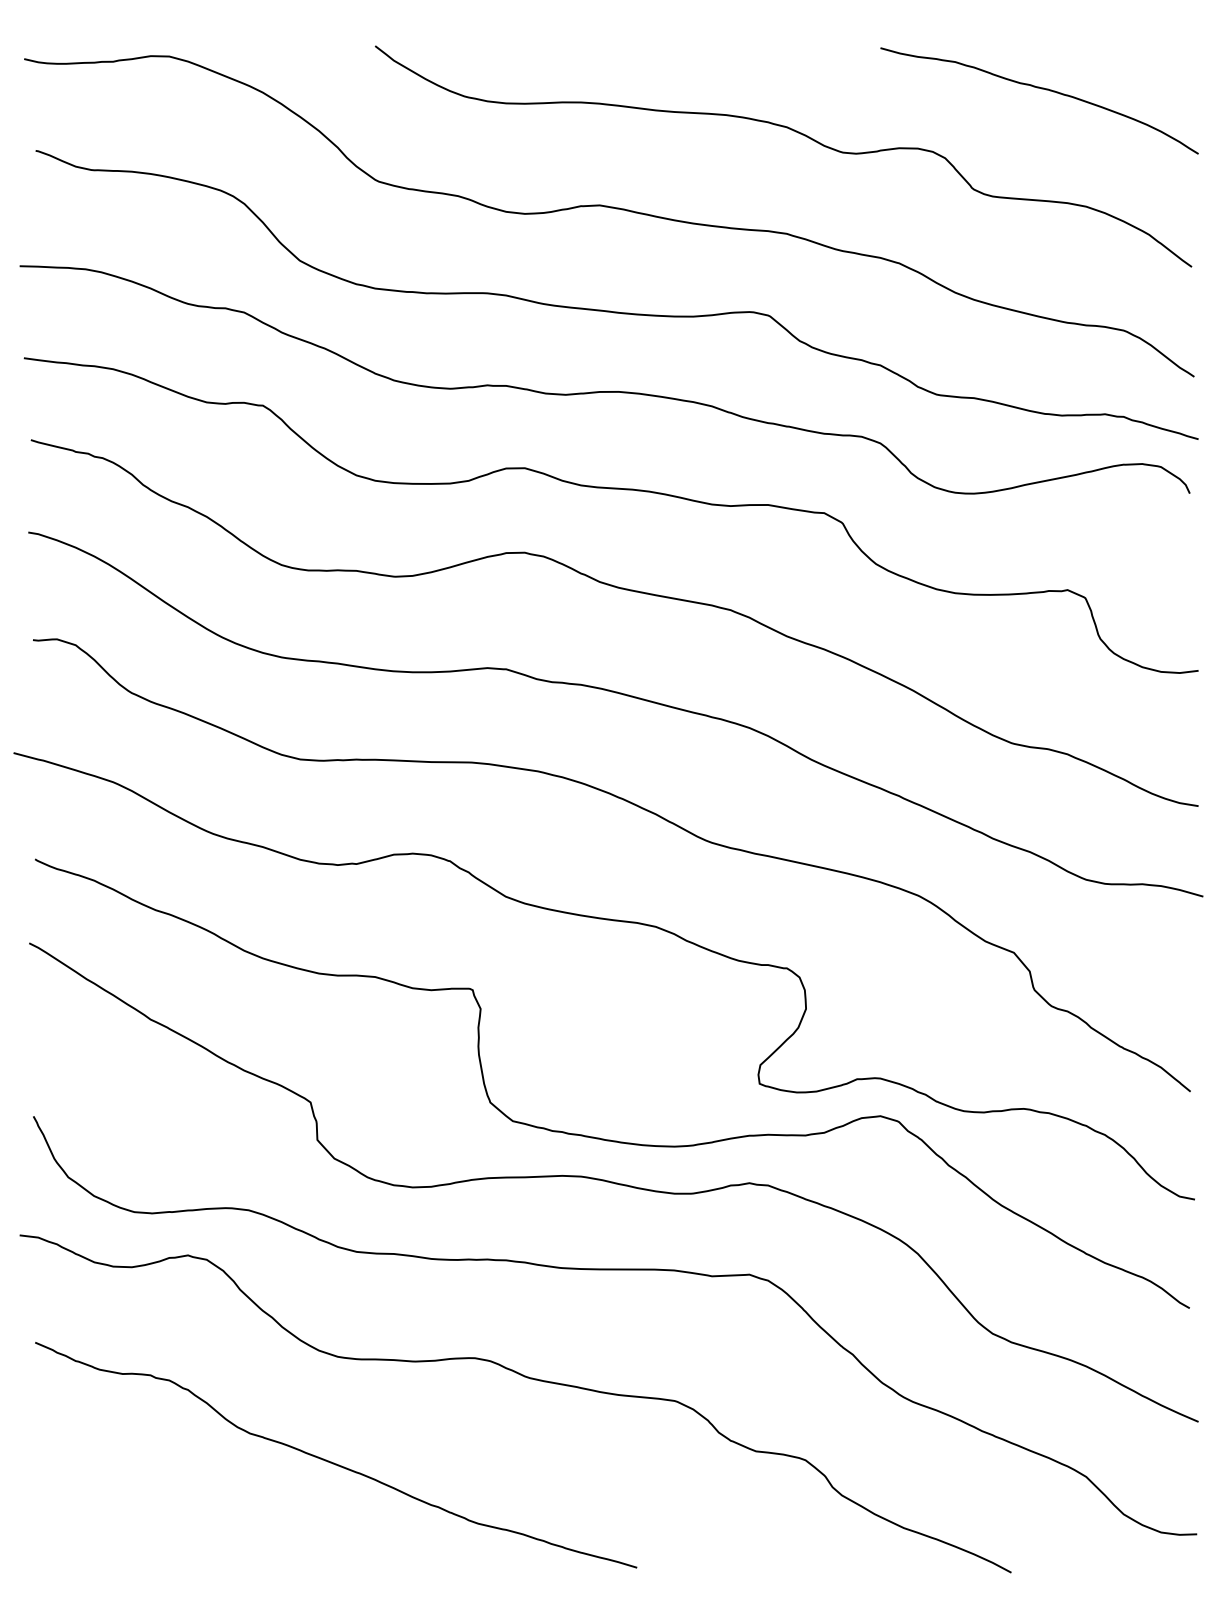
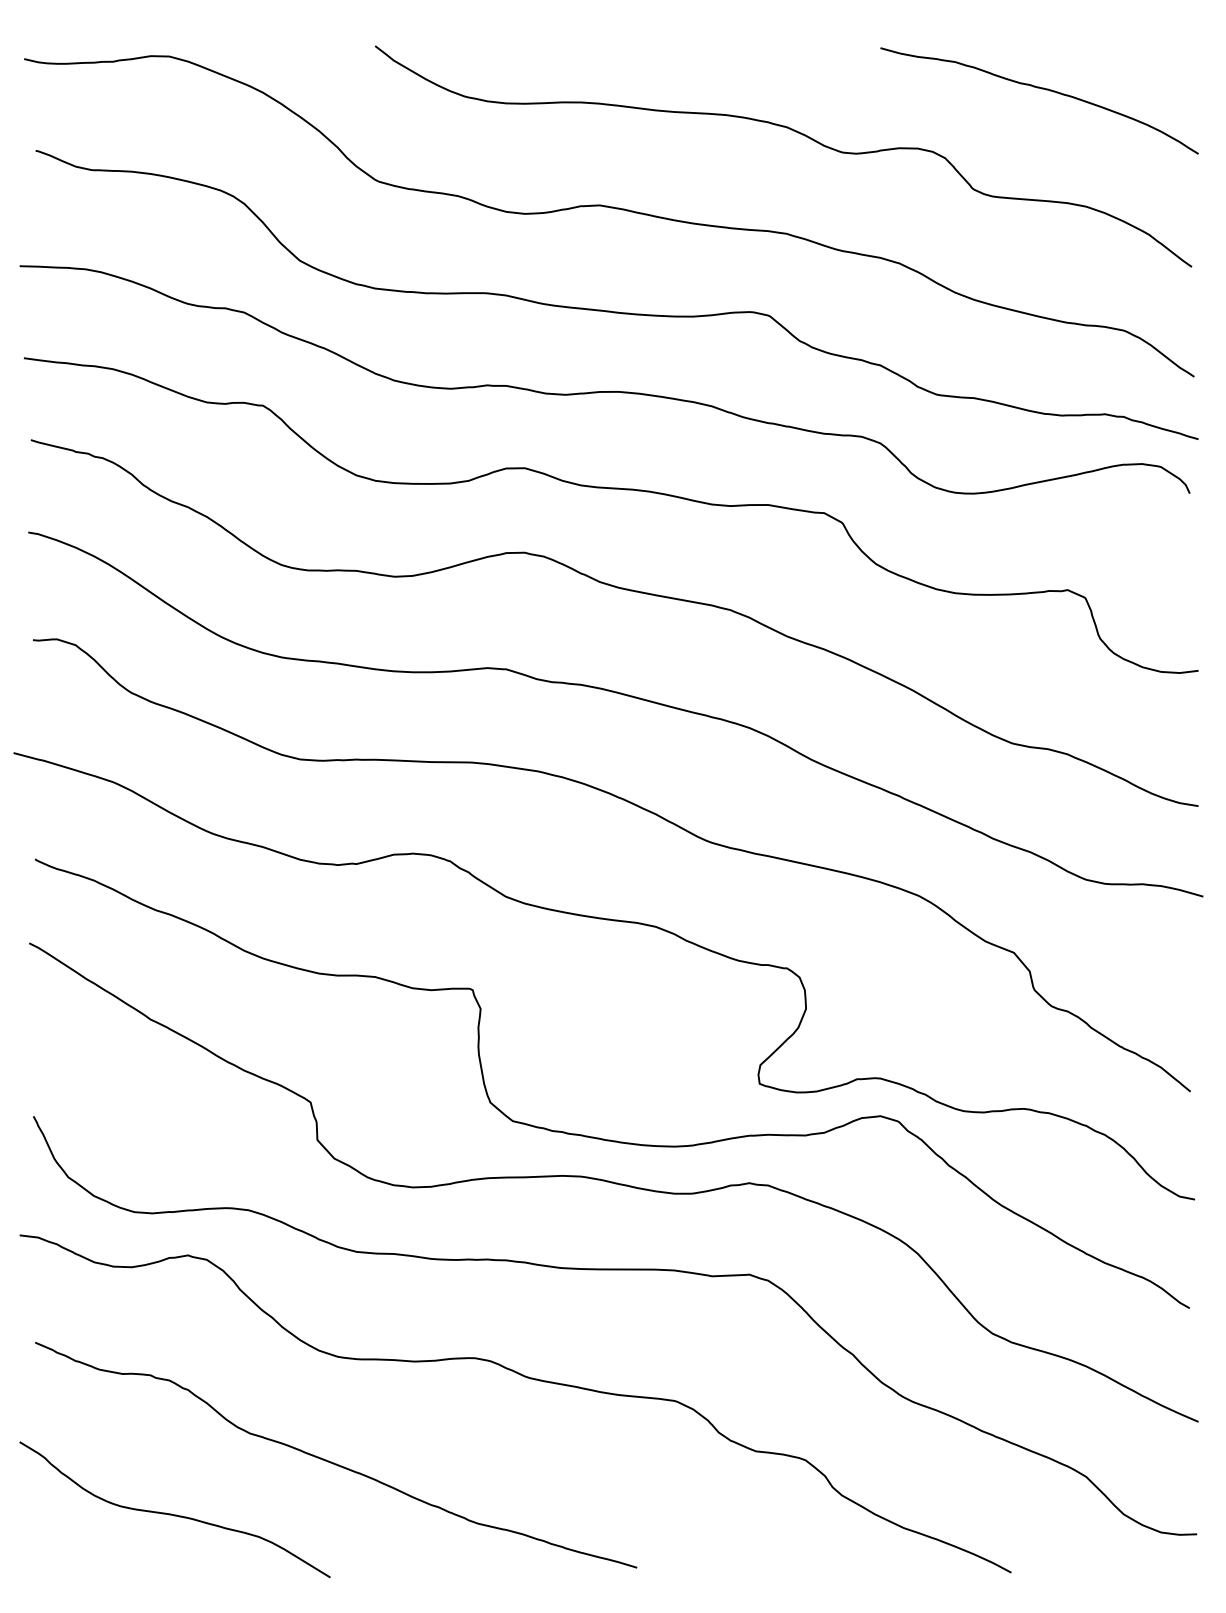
curve: none -> present (171, 1513)
